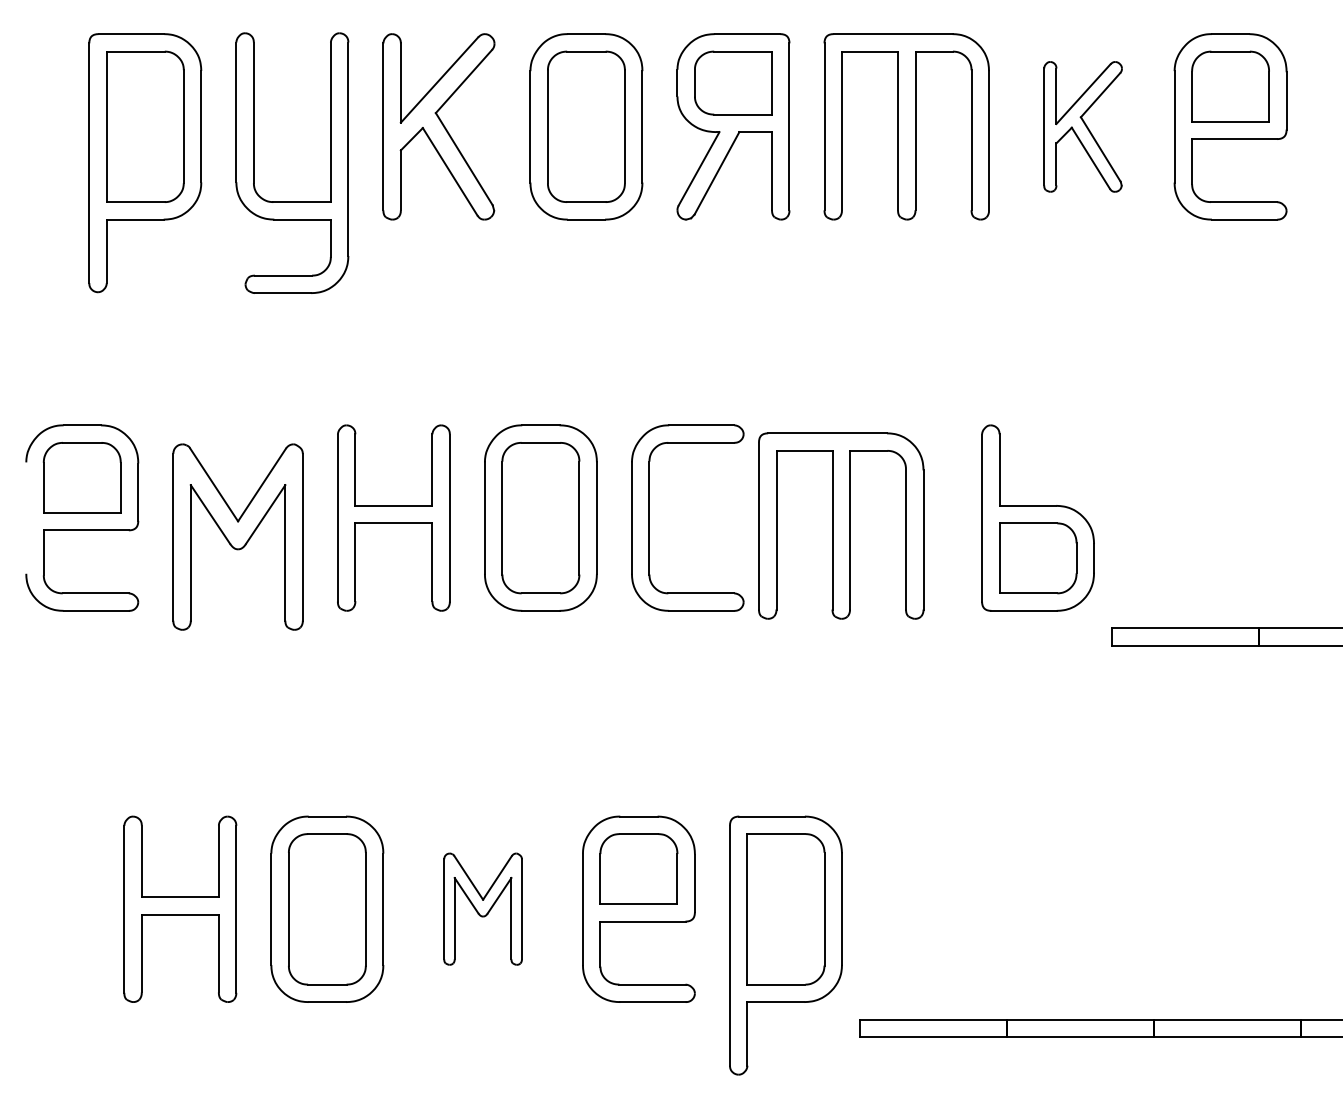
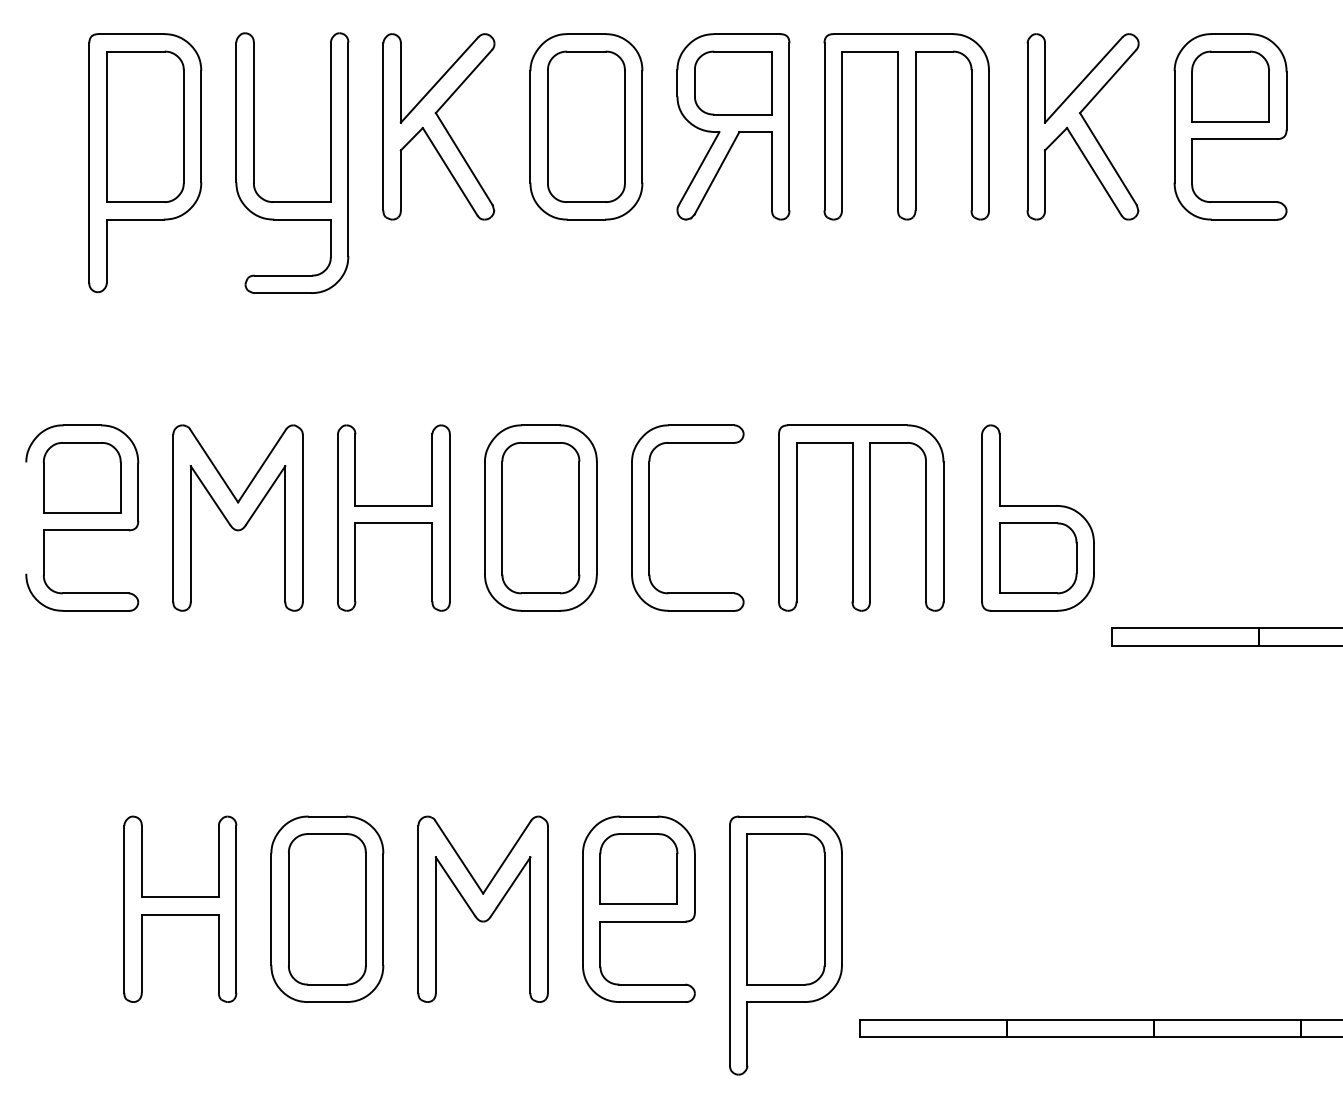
part size: 80x132 px -> 114x188 px (1082, 126)
part position: (841, 525) -> (861, 517) (861, 517)
part position: (237, 536) -> (237, 517) (237, 517)
part size: 80x114 px -> 132x188 px (482, 908)
